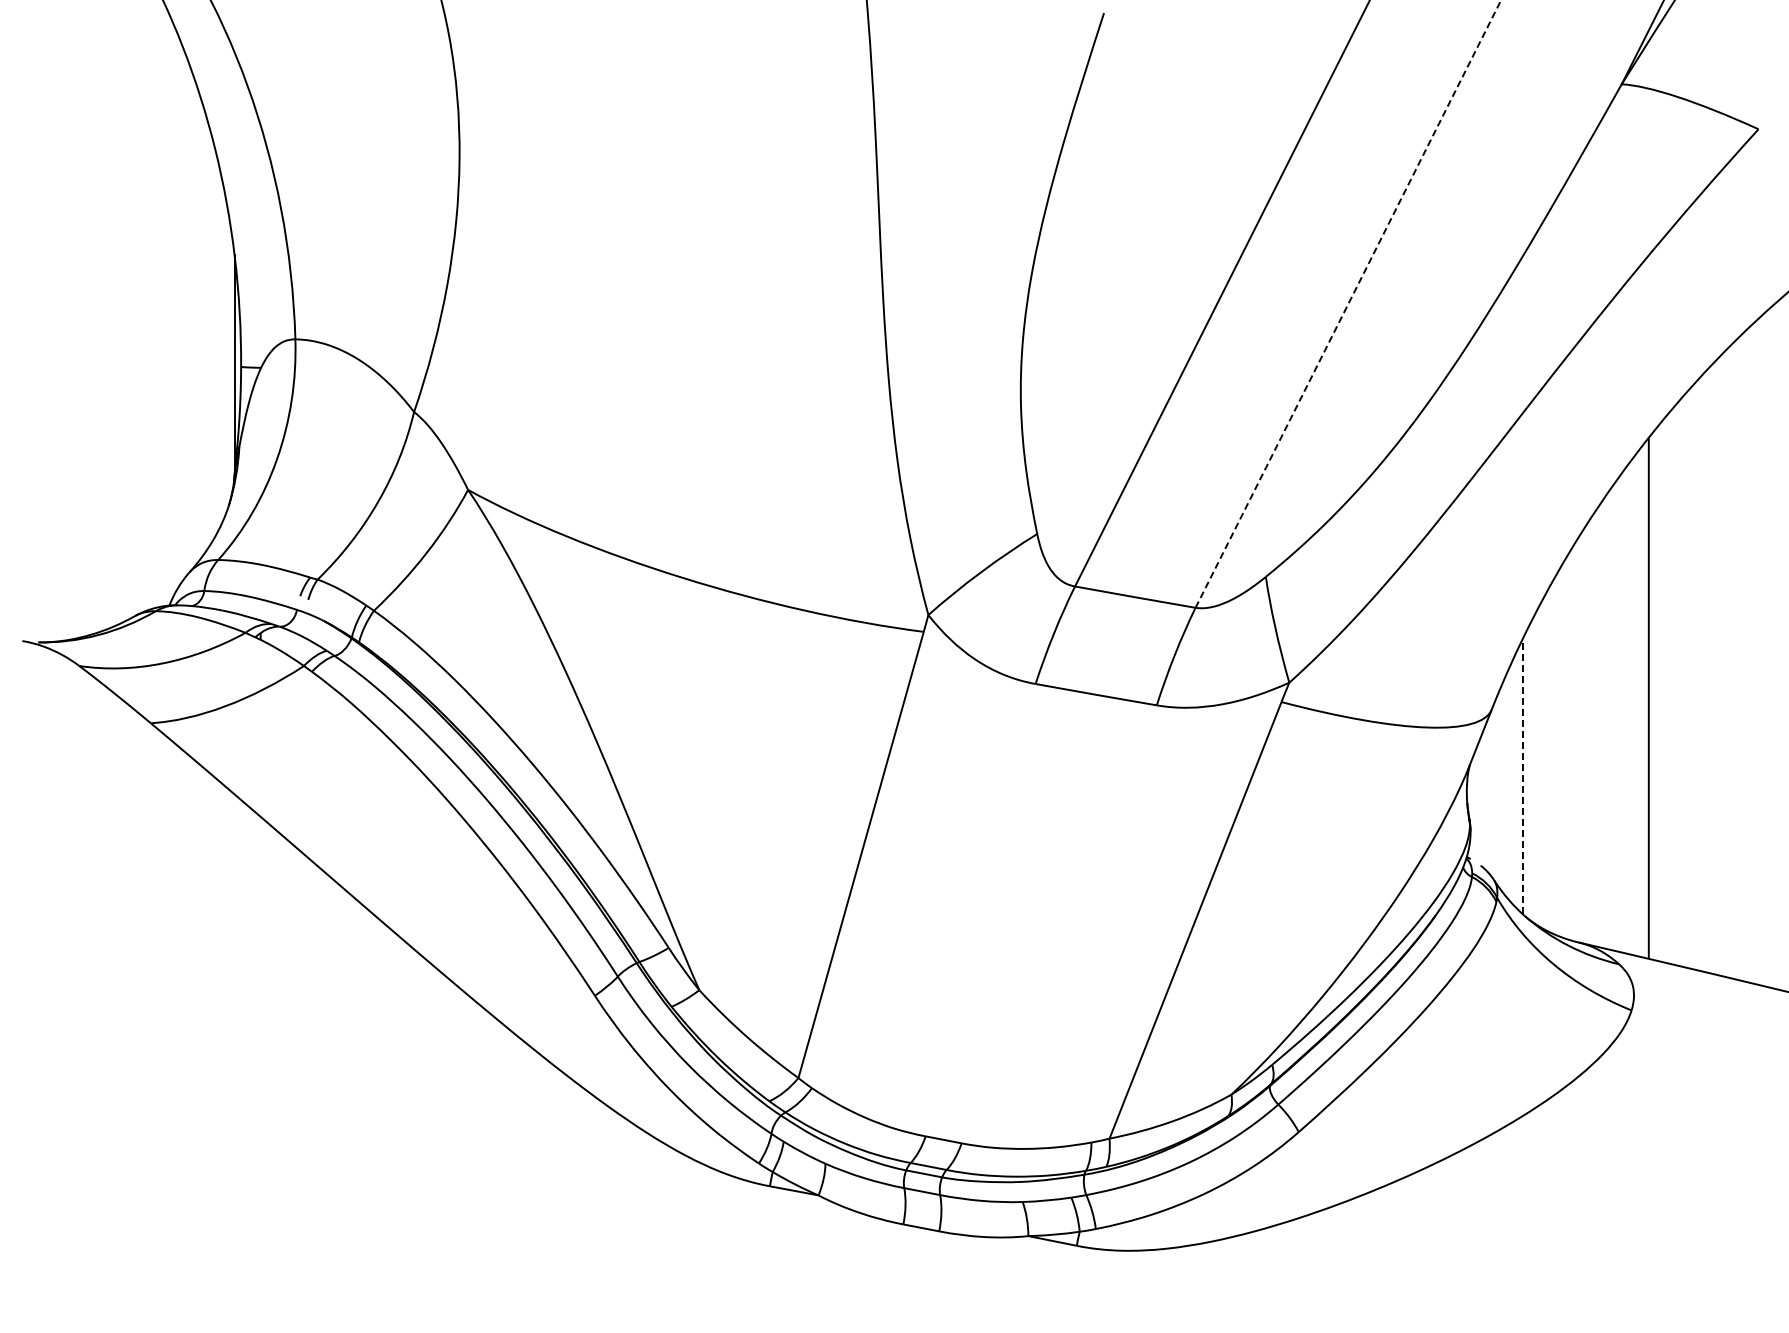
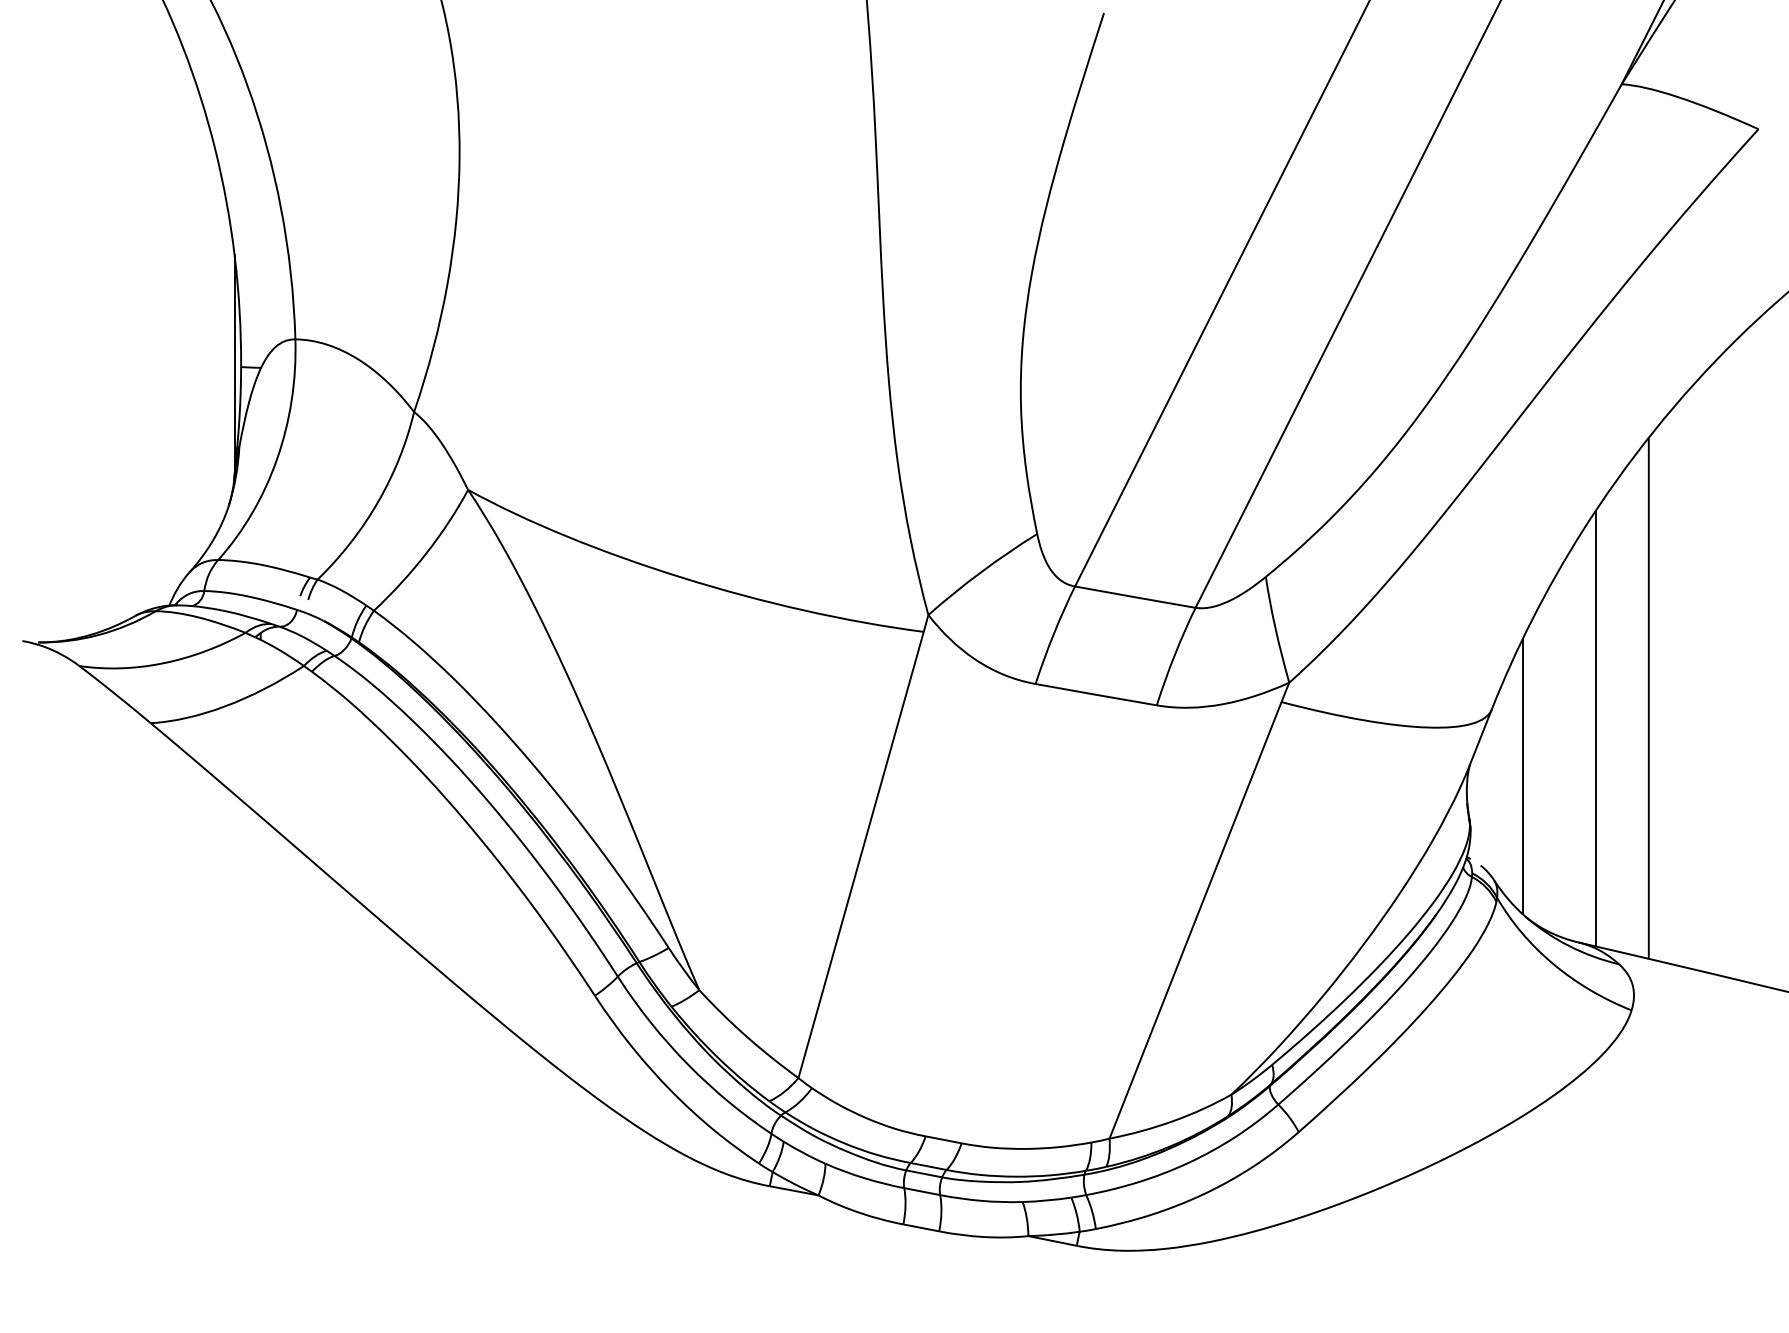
line: dashed -> solid (1348, 304)
line: none -> present (1595, 728)
line: dashed -> solid (1522, 776)
